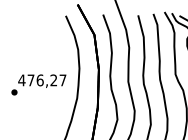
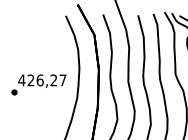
text: 476,27 -> 426,27 (30, 80)
